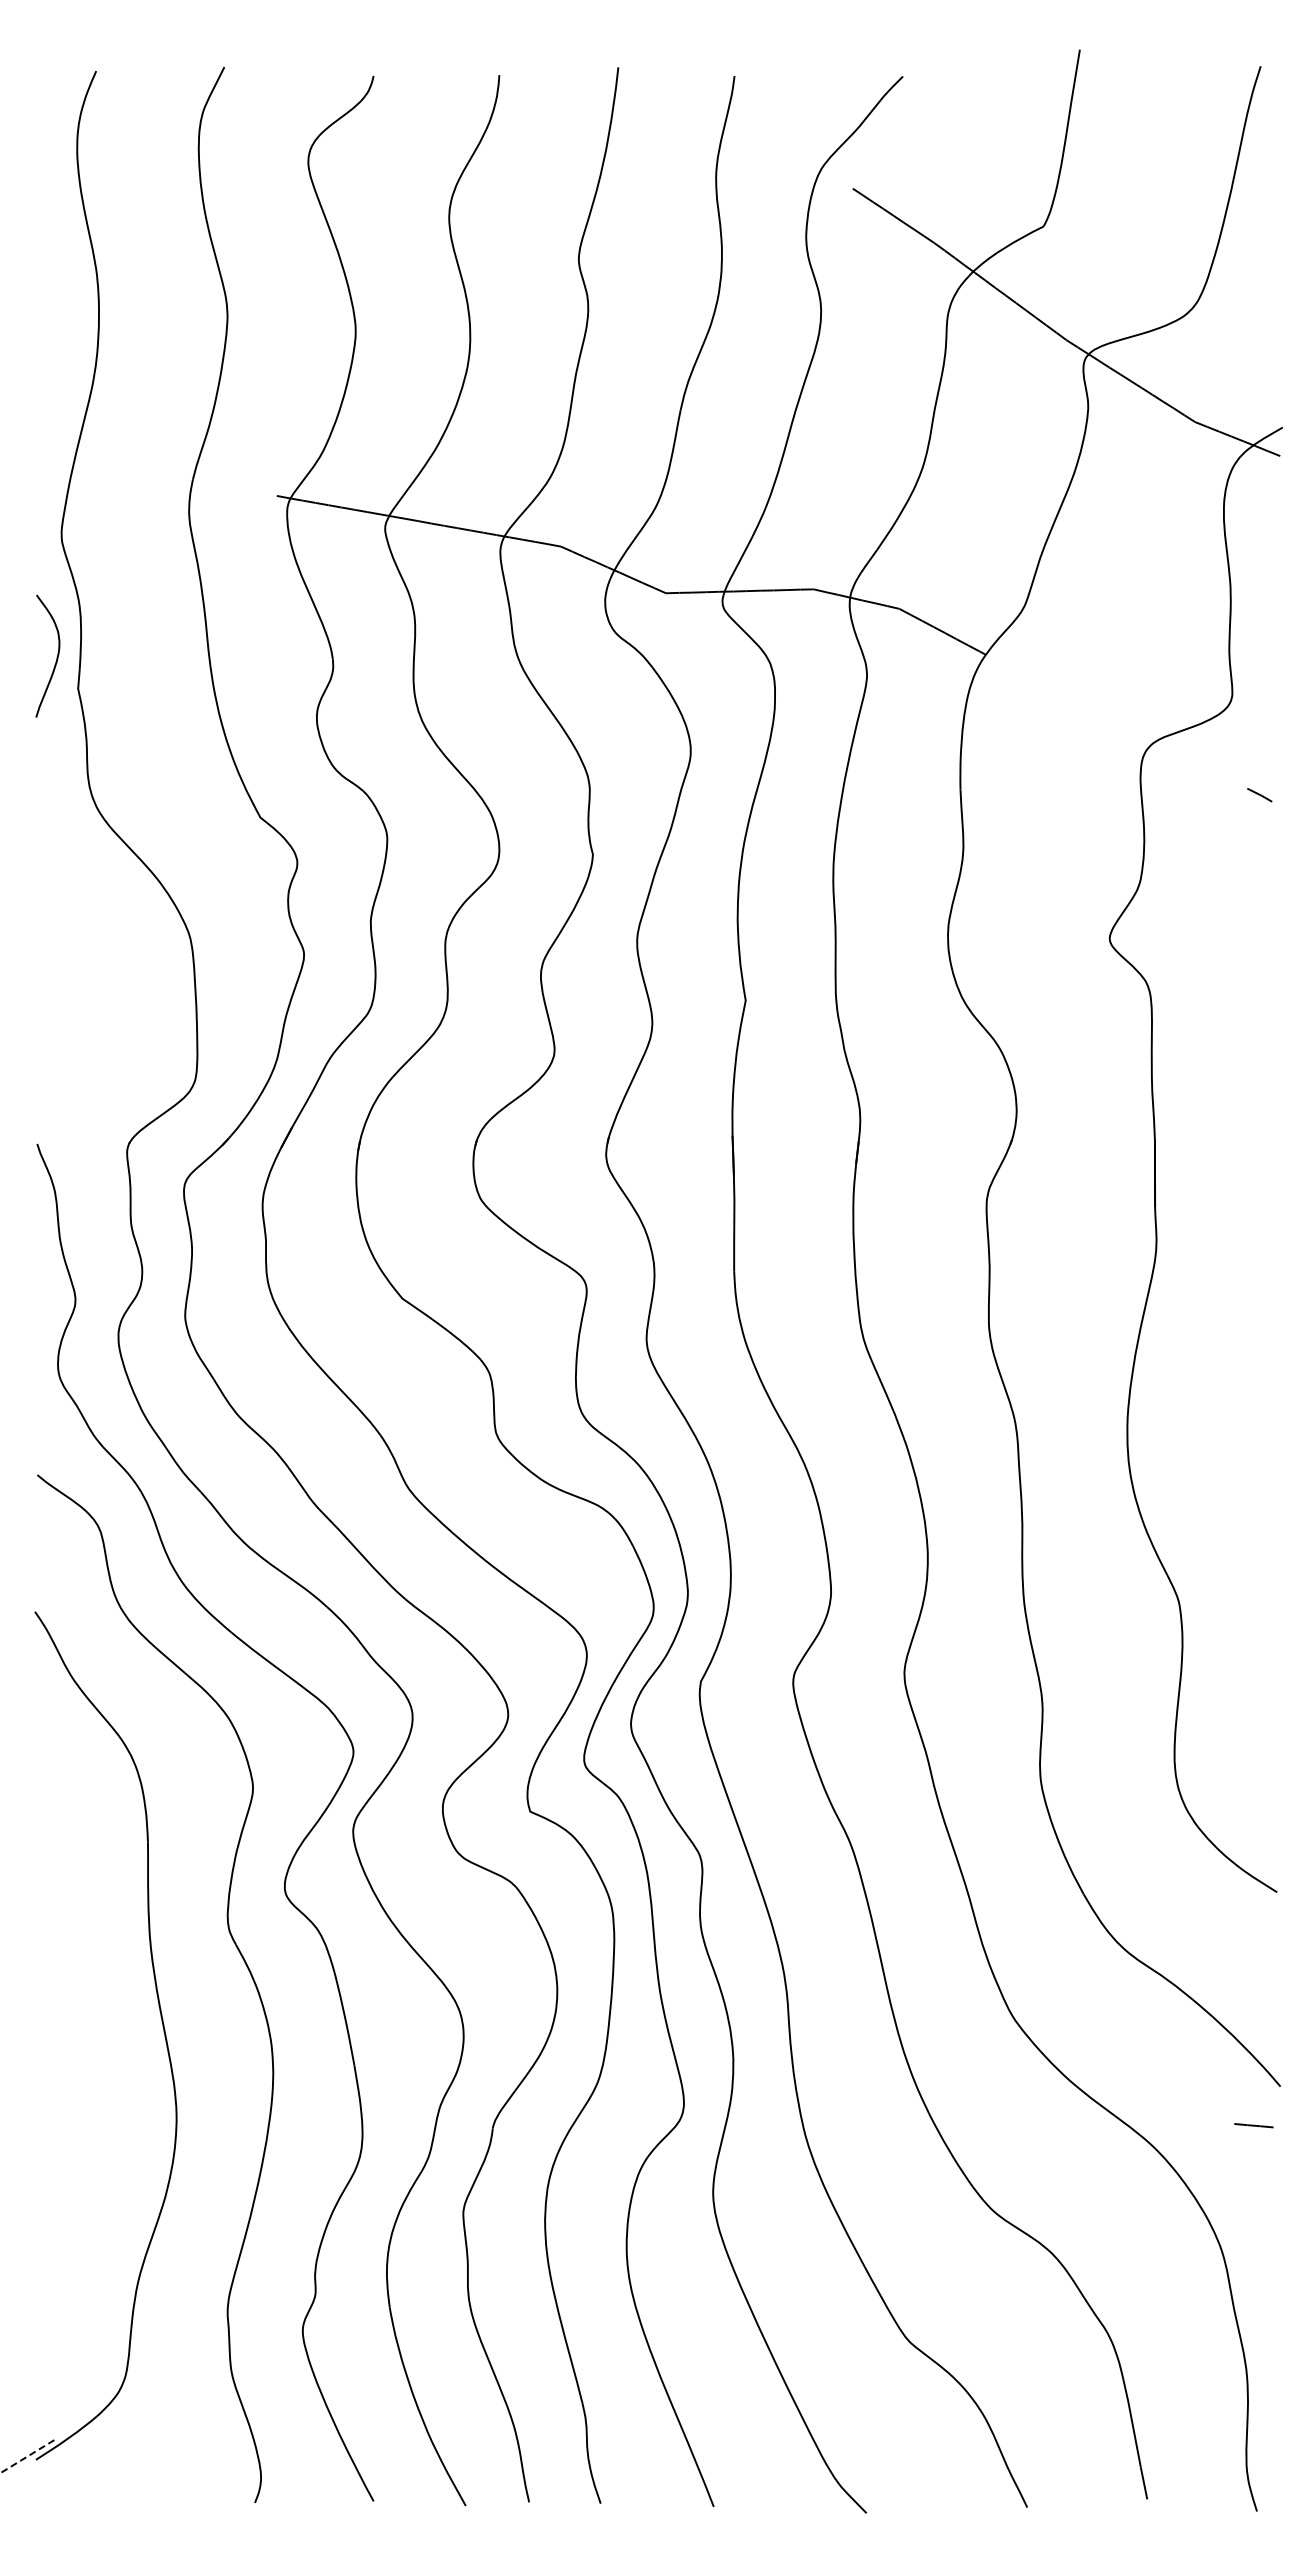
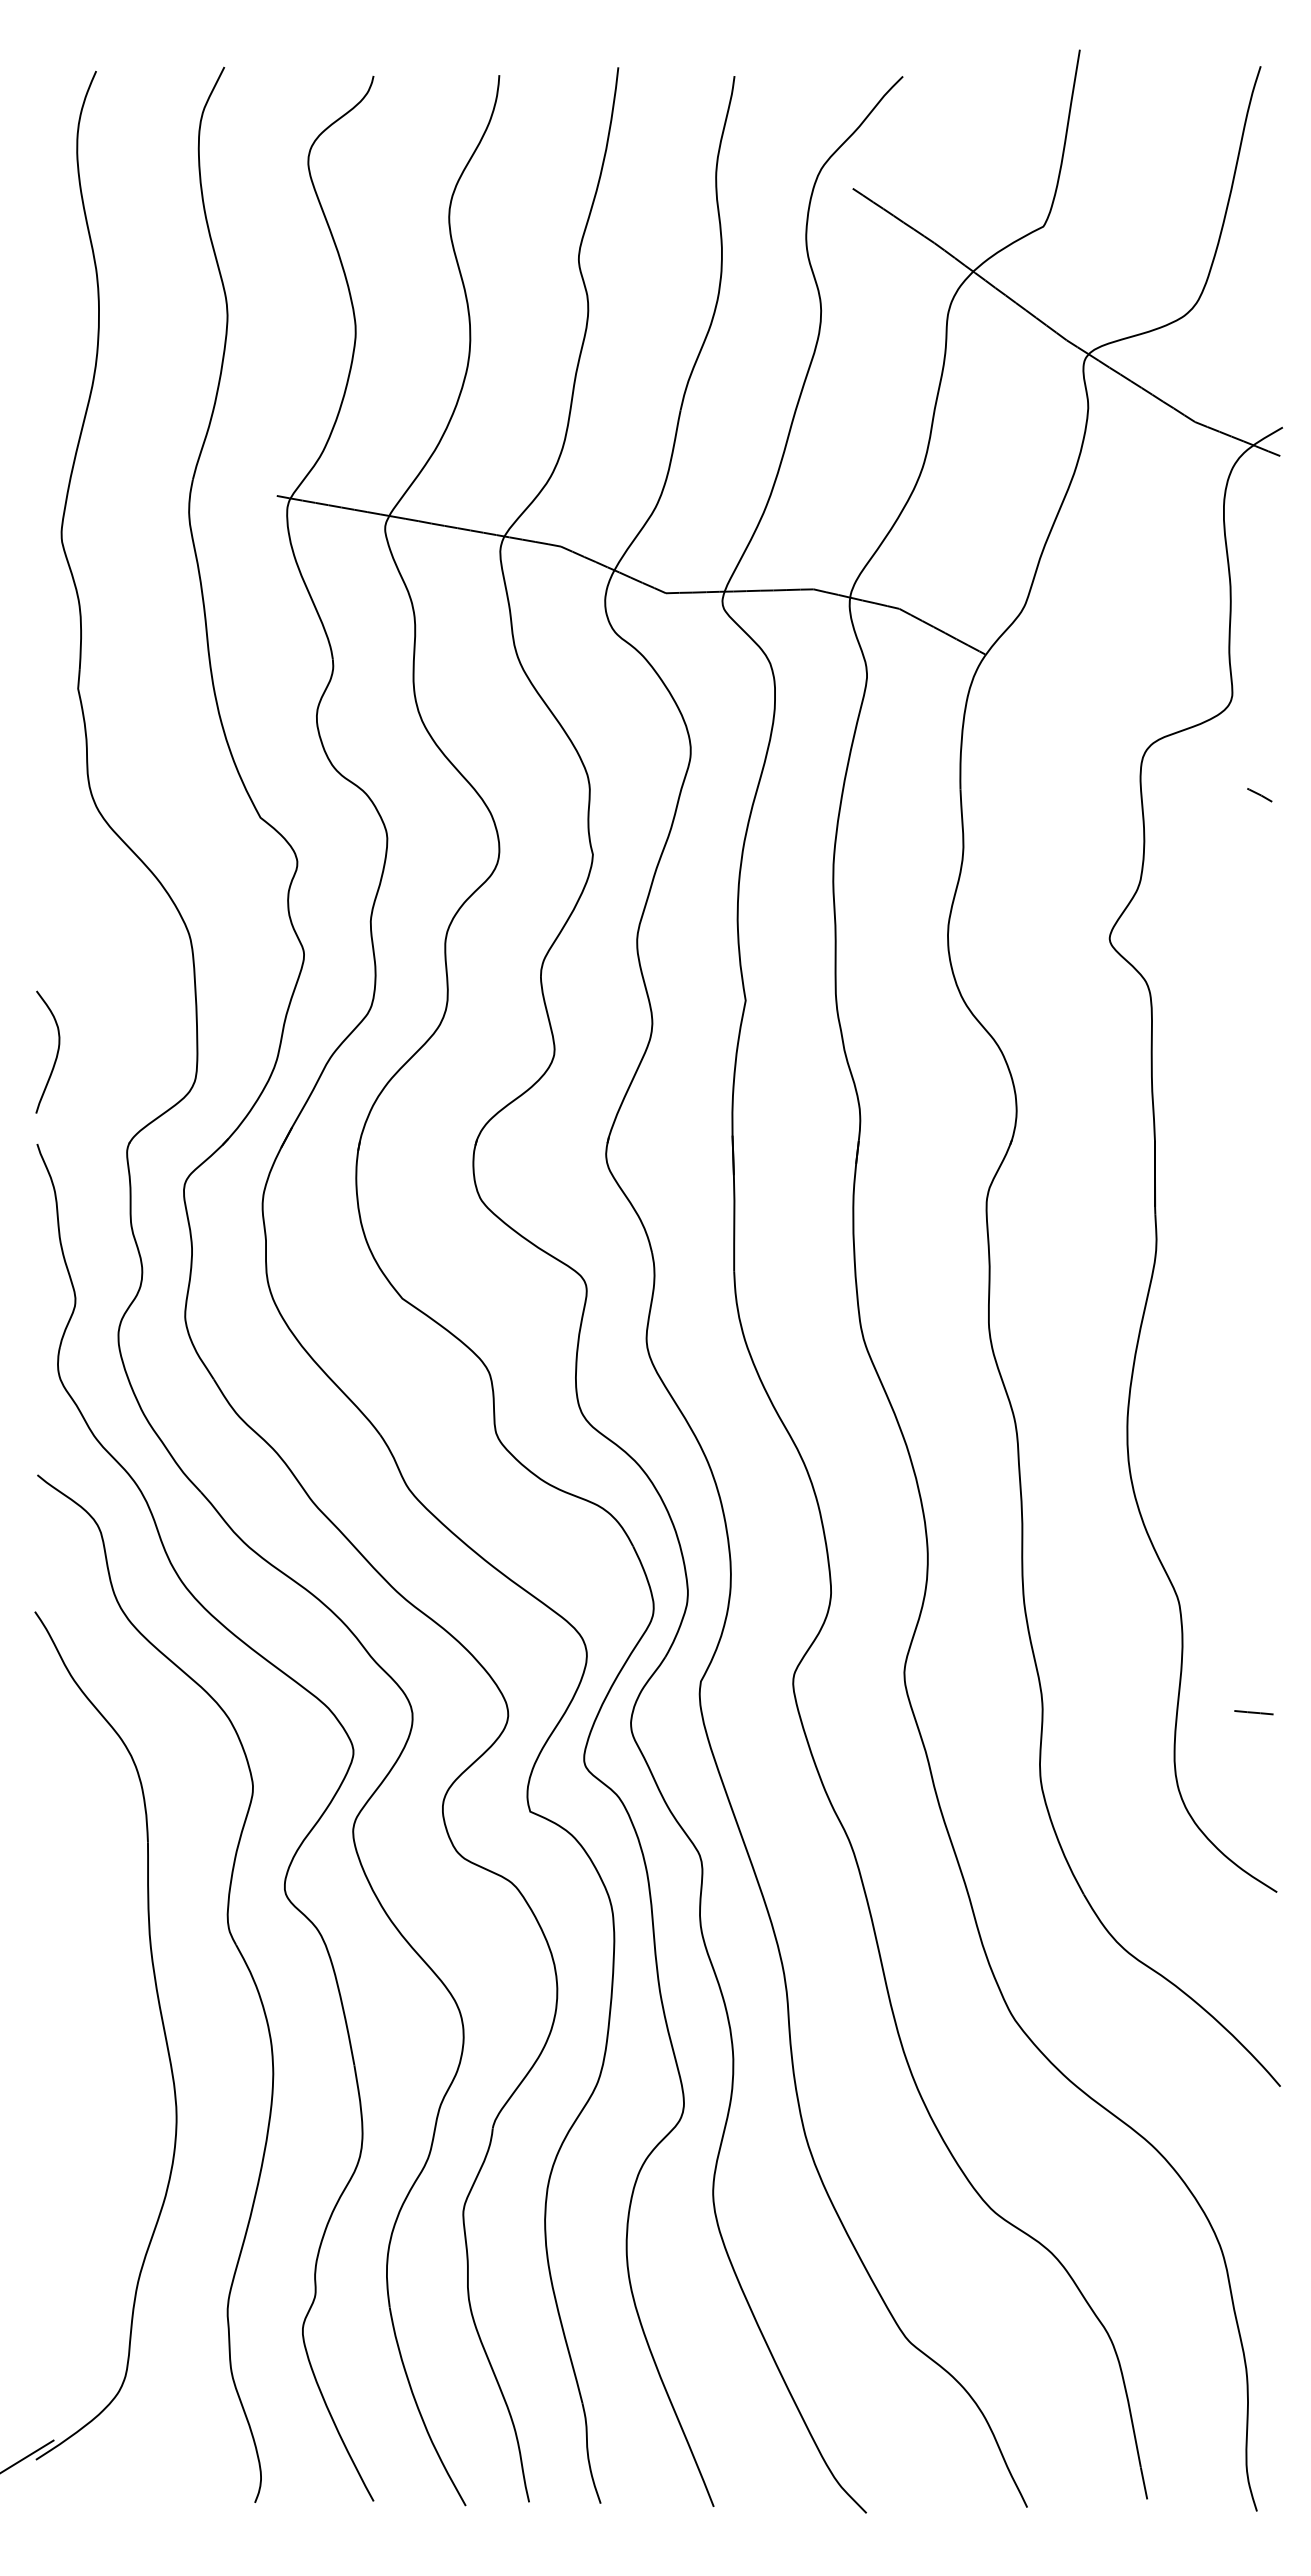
curve position: (56, 657) -> (56, 1053) (56, 1053)
line position: (1253, 2125) -> (1253, 1712) (1253, 1712)
line: dashed -> solid (26, 2457)
